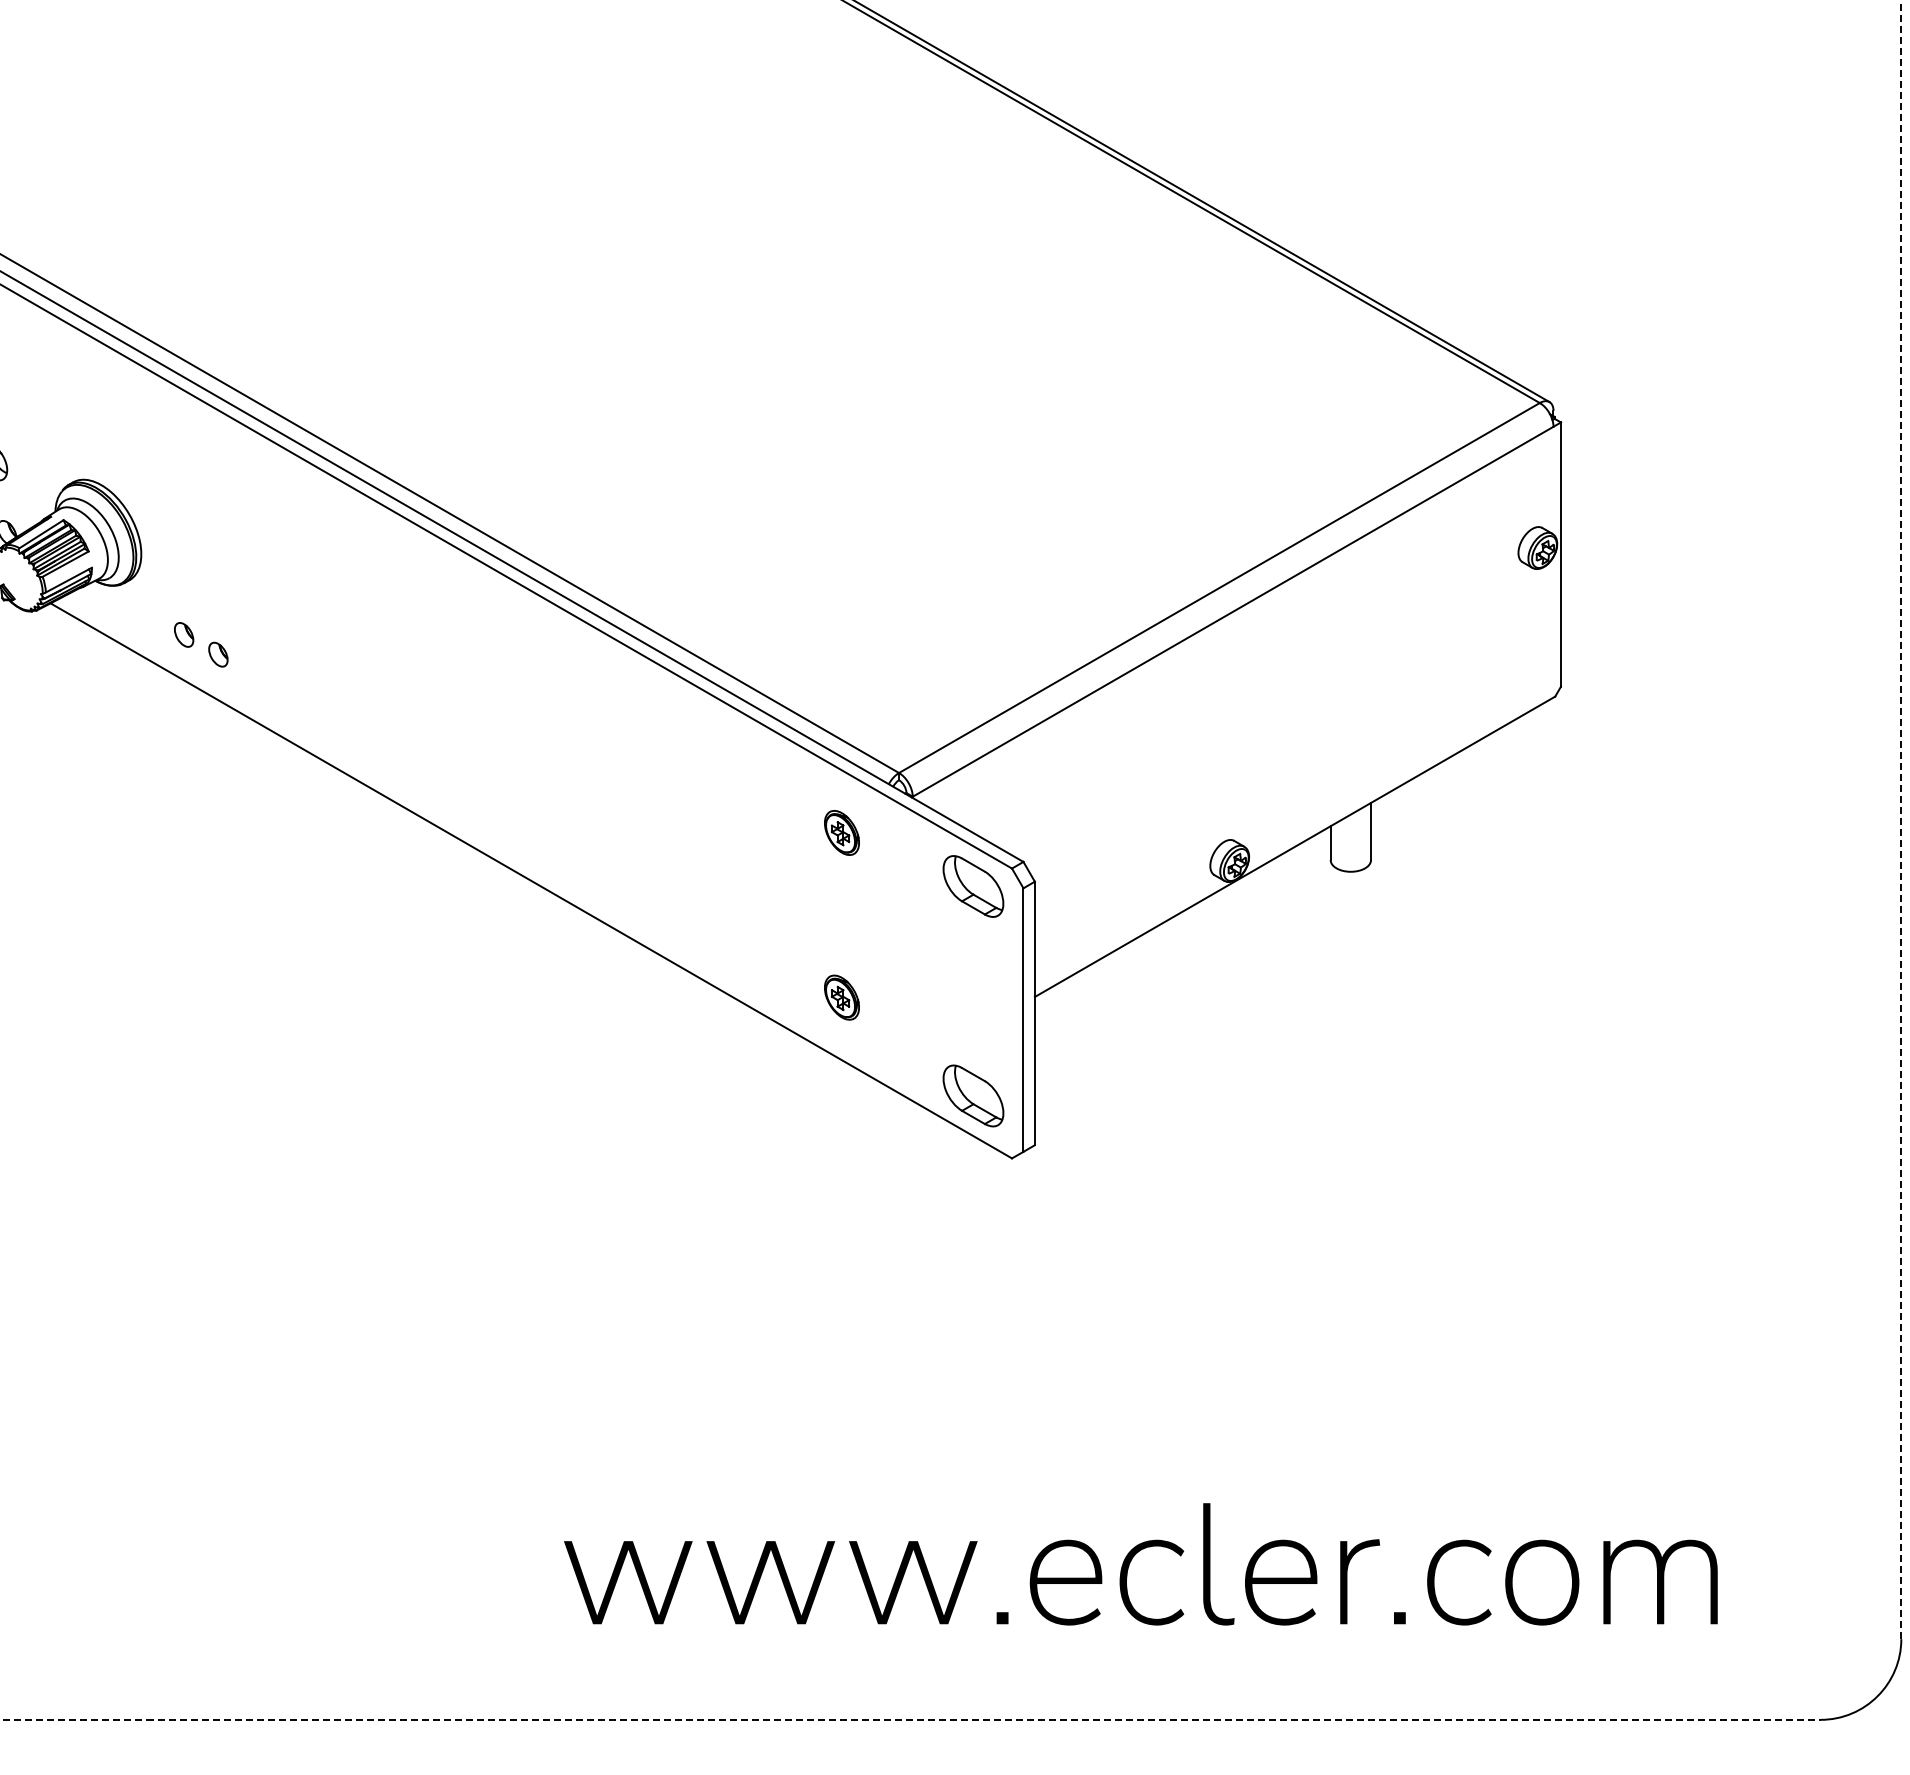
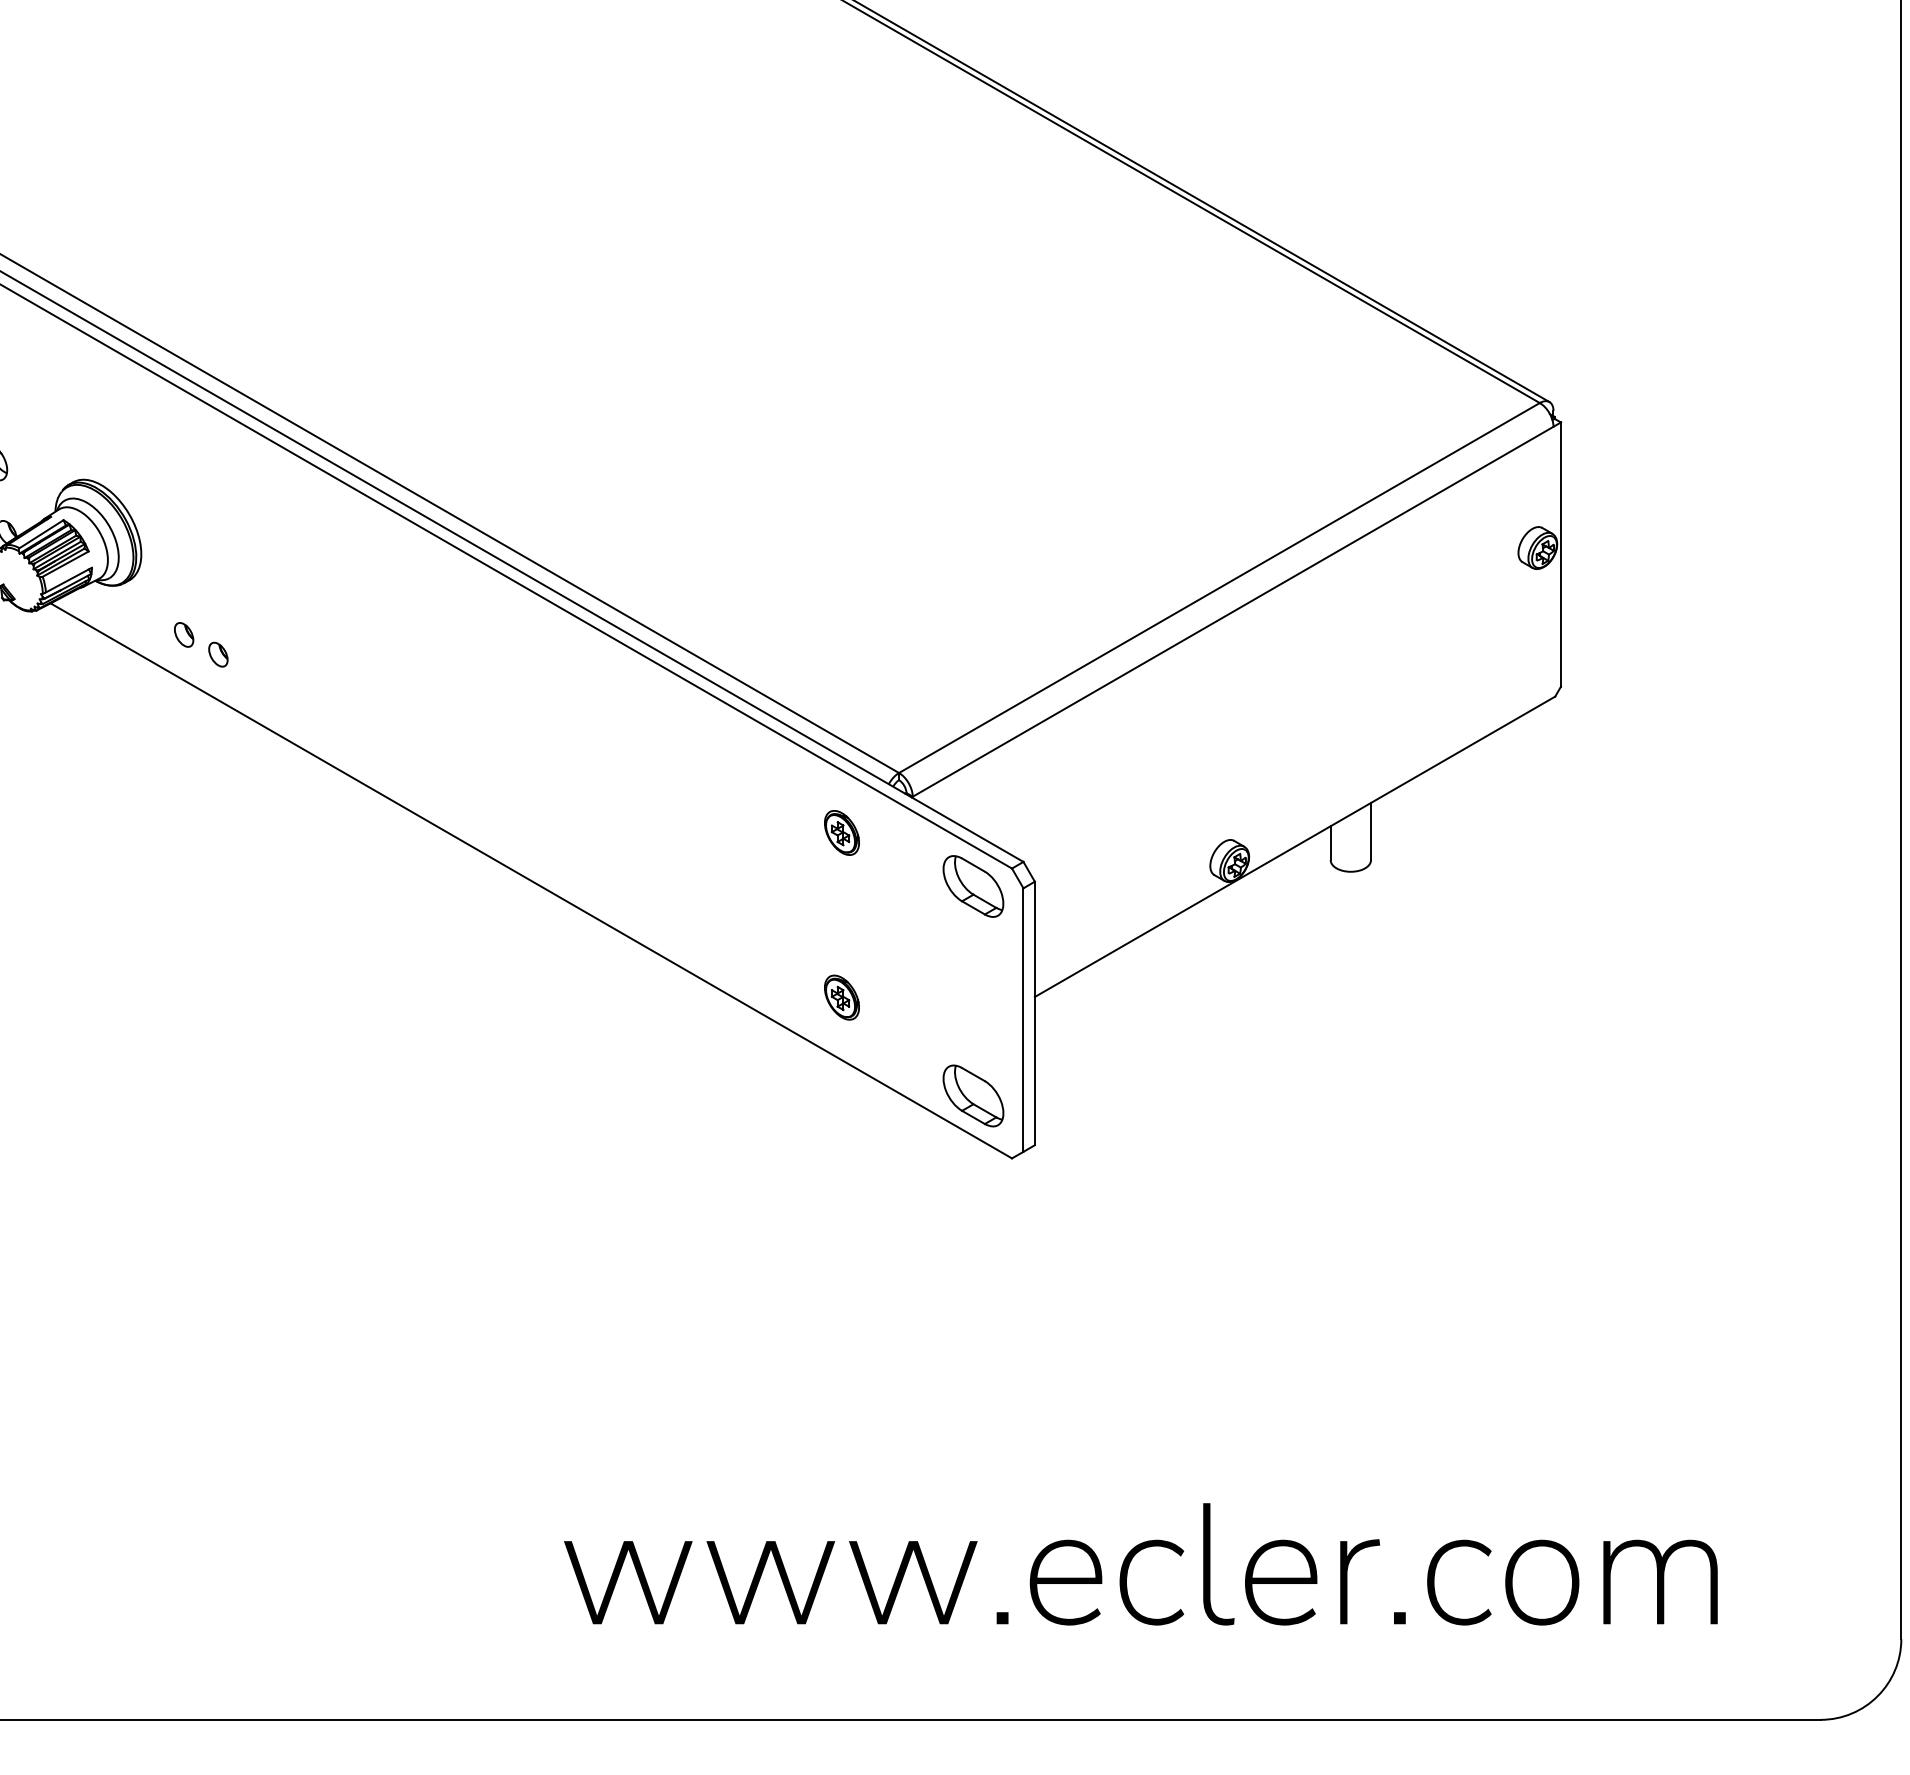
line: dashed -> solid (1901, 819)
line: dashed -> solid (910, 1719)
